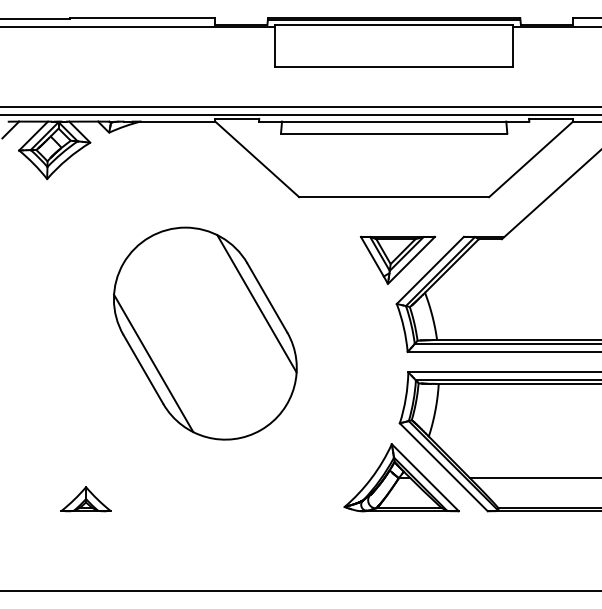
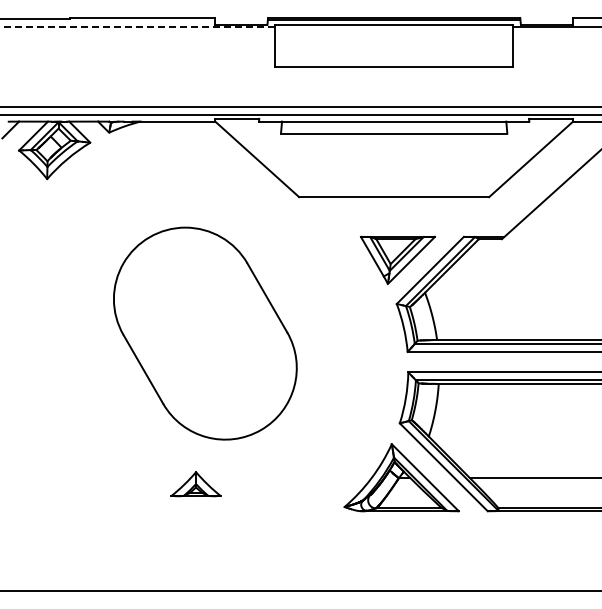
line: solid -> dashed (137, 26)
line: present -> none (256, 303)
line: present -> none (153, 363)
part position: (85, 499) -> (195, 484) (195, 484)
